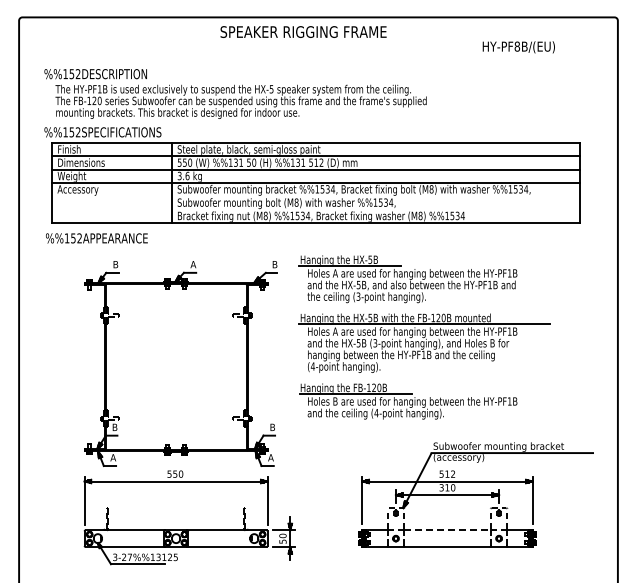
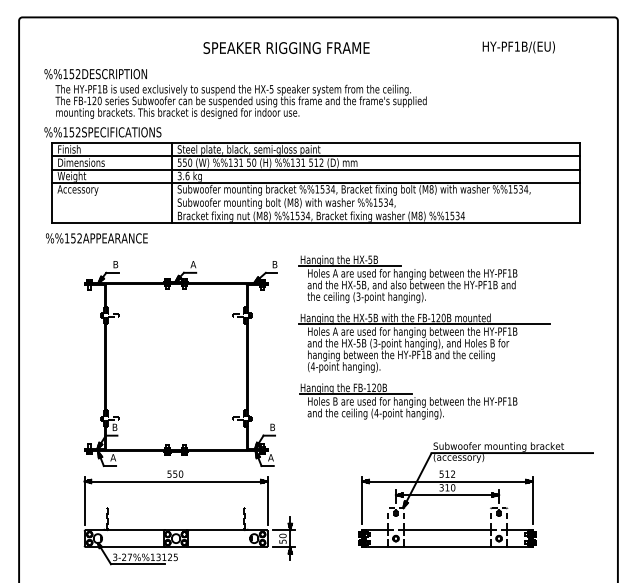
text position: (303, 31) -> (286, 47) (286, 47)
text: HY-PF8B/(EU) -> HY-PF1B/(EU) (517, 46)
line: dashed -> solid (448, 530)
